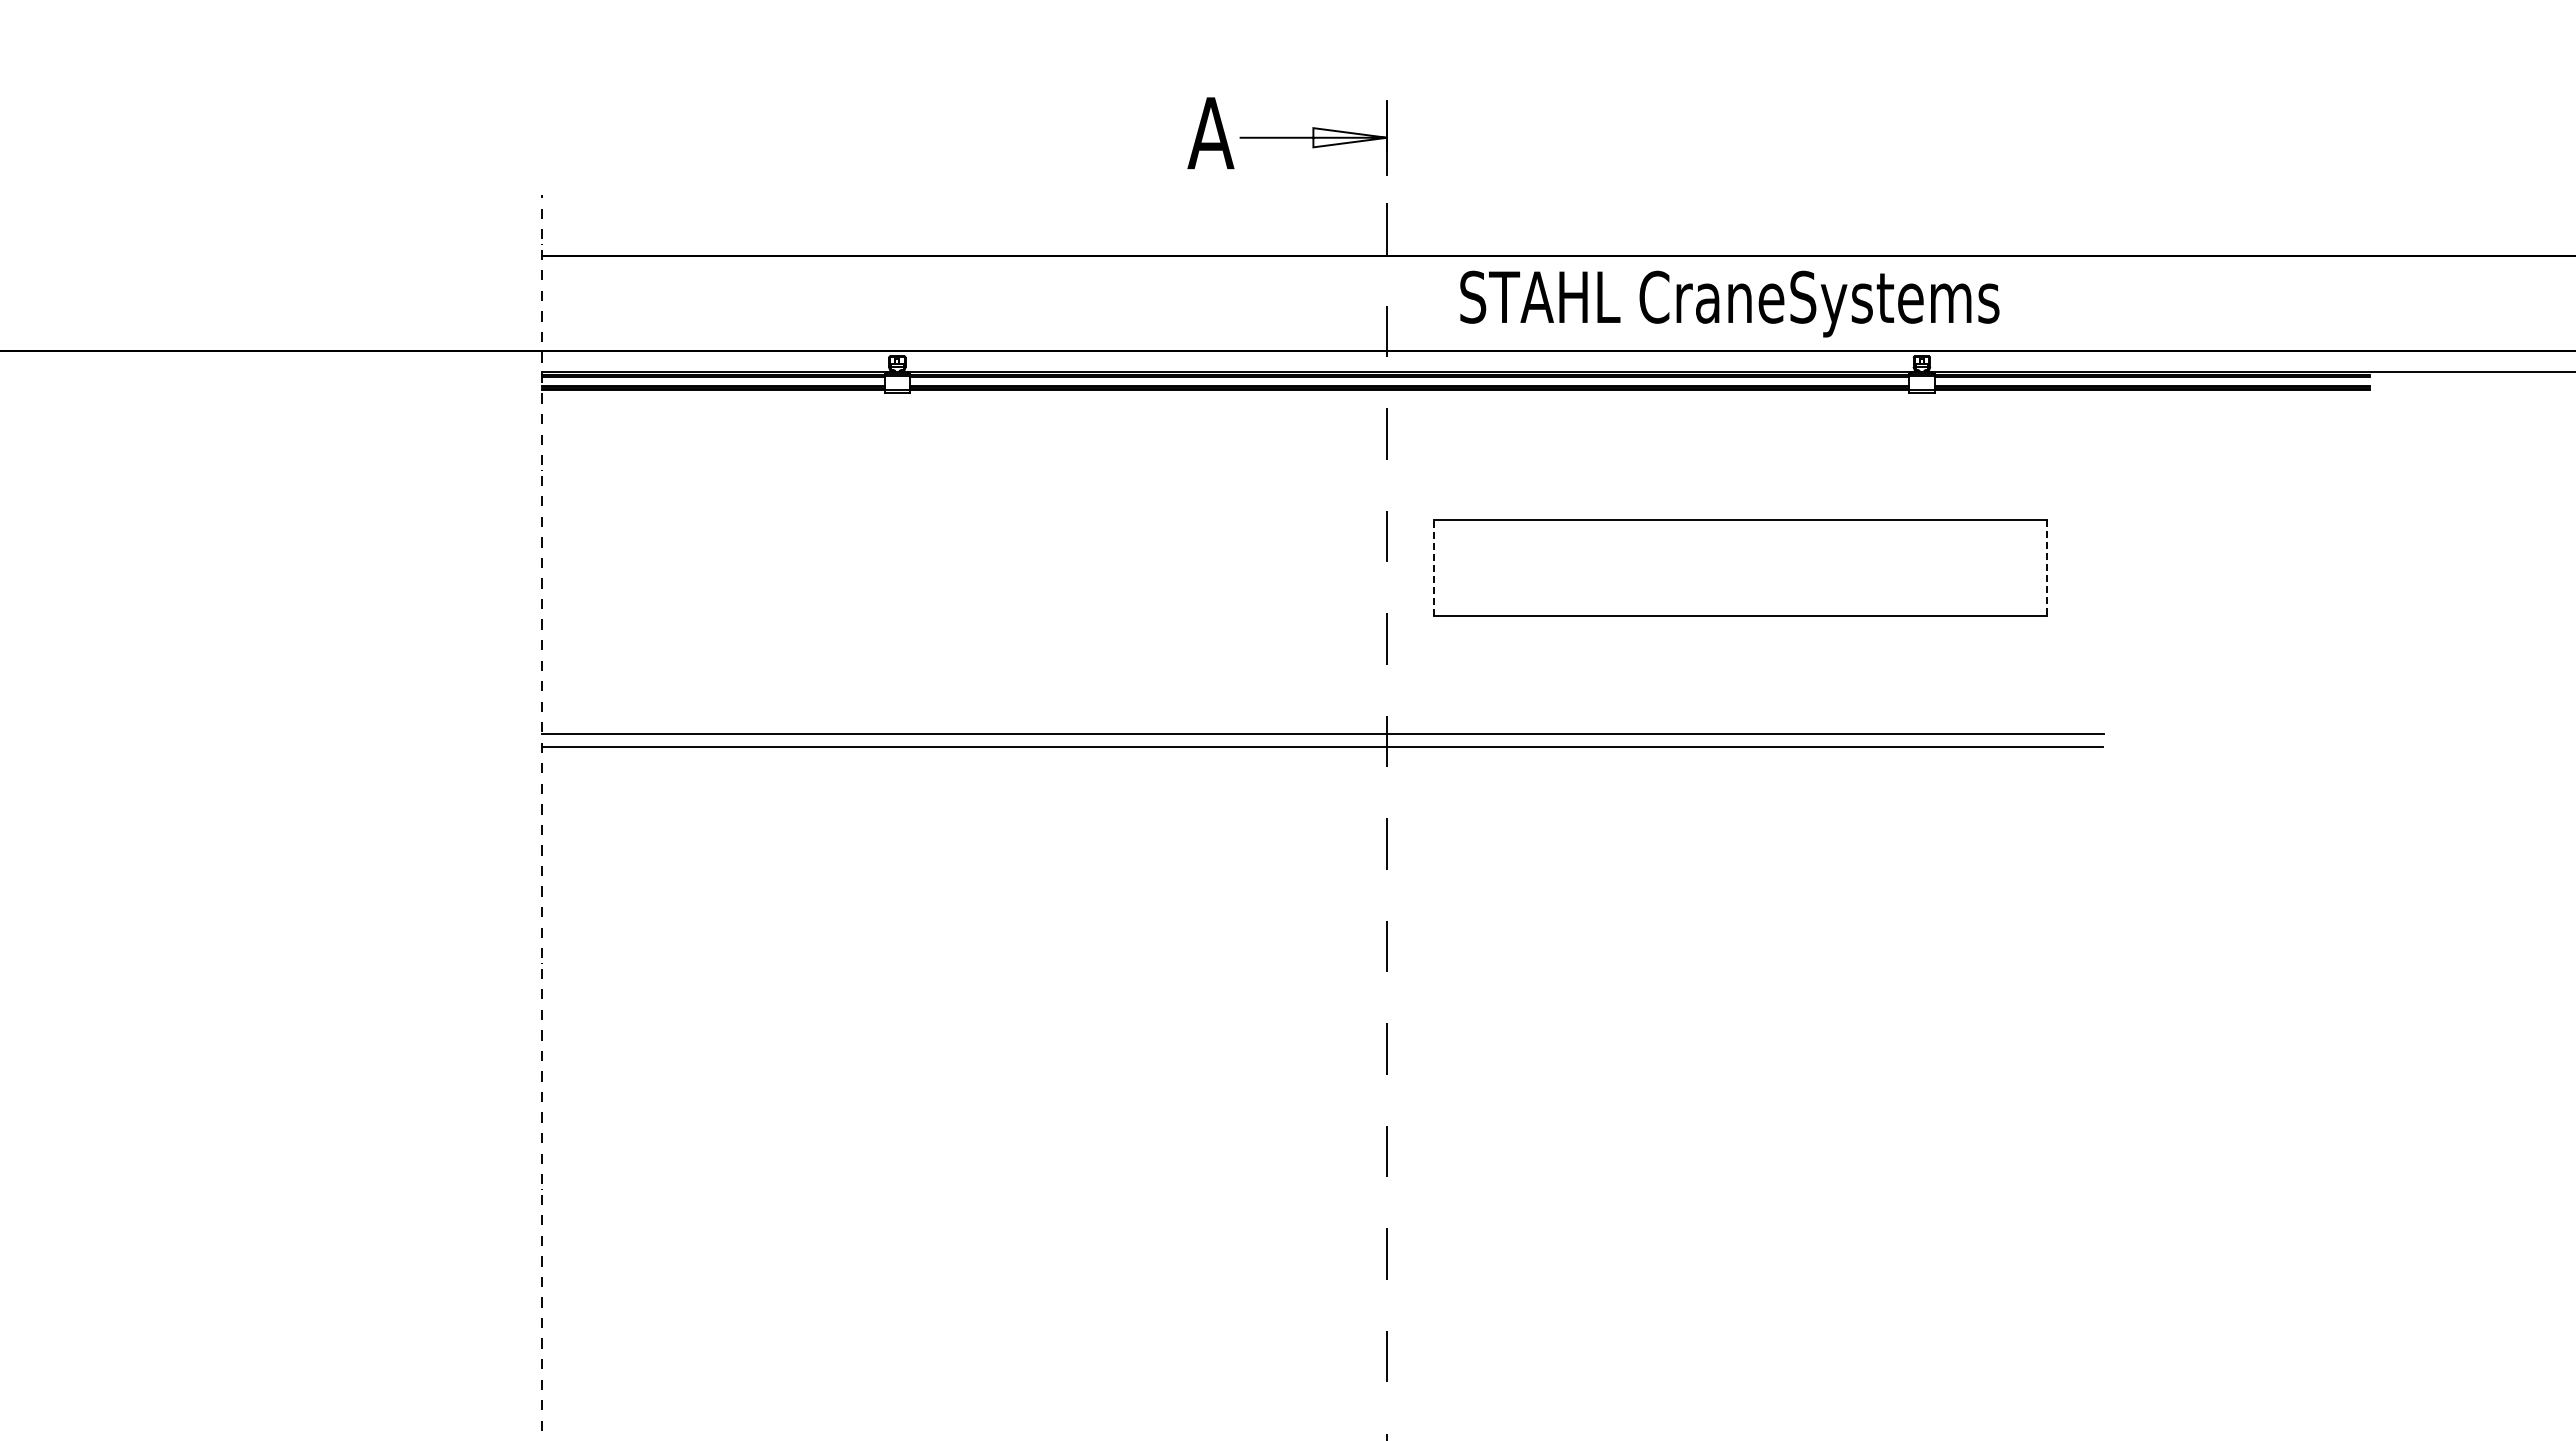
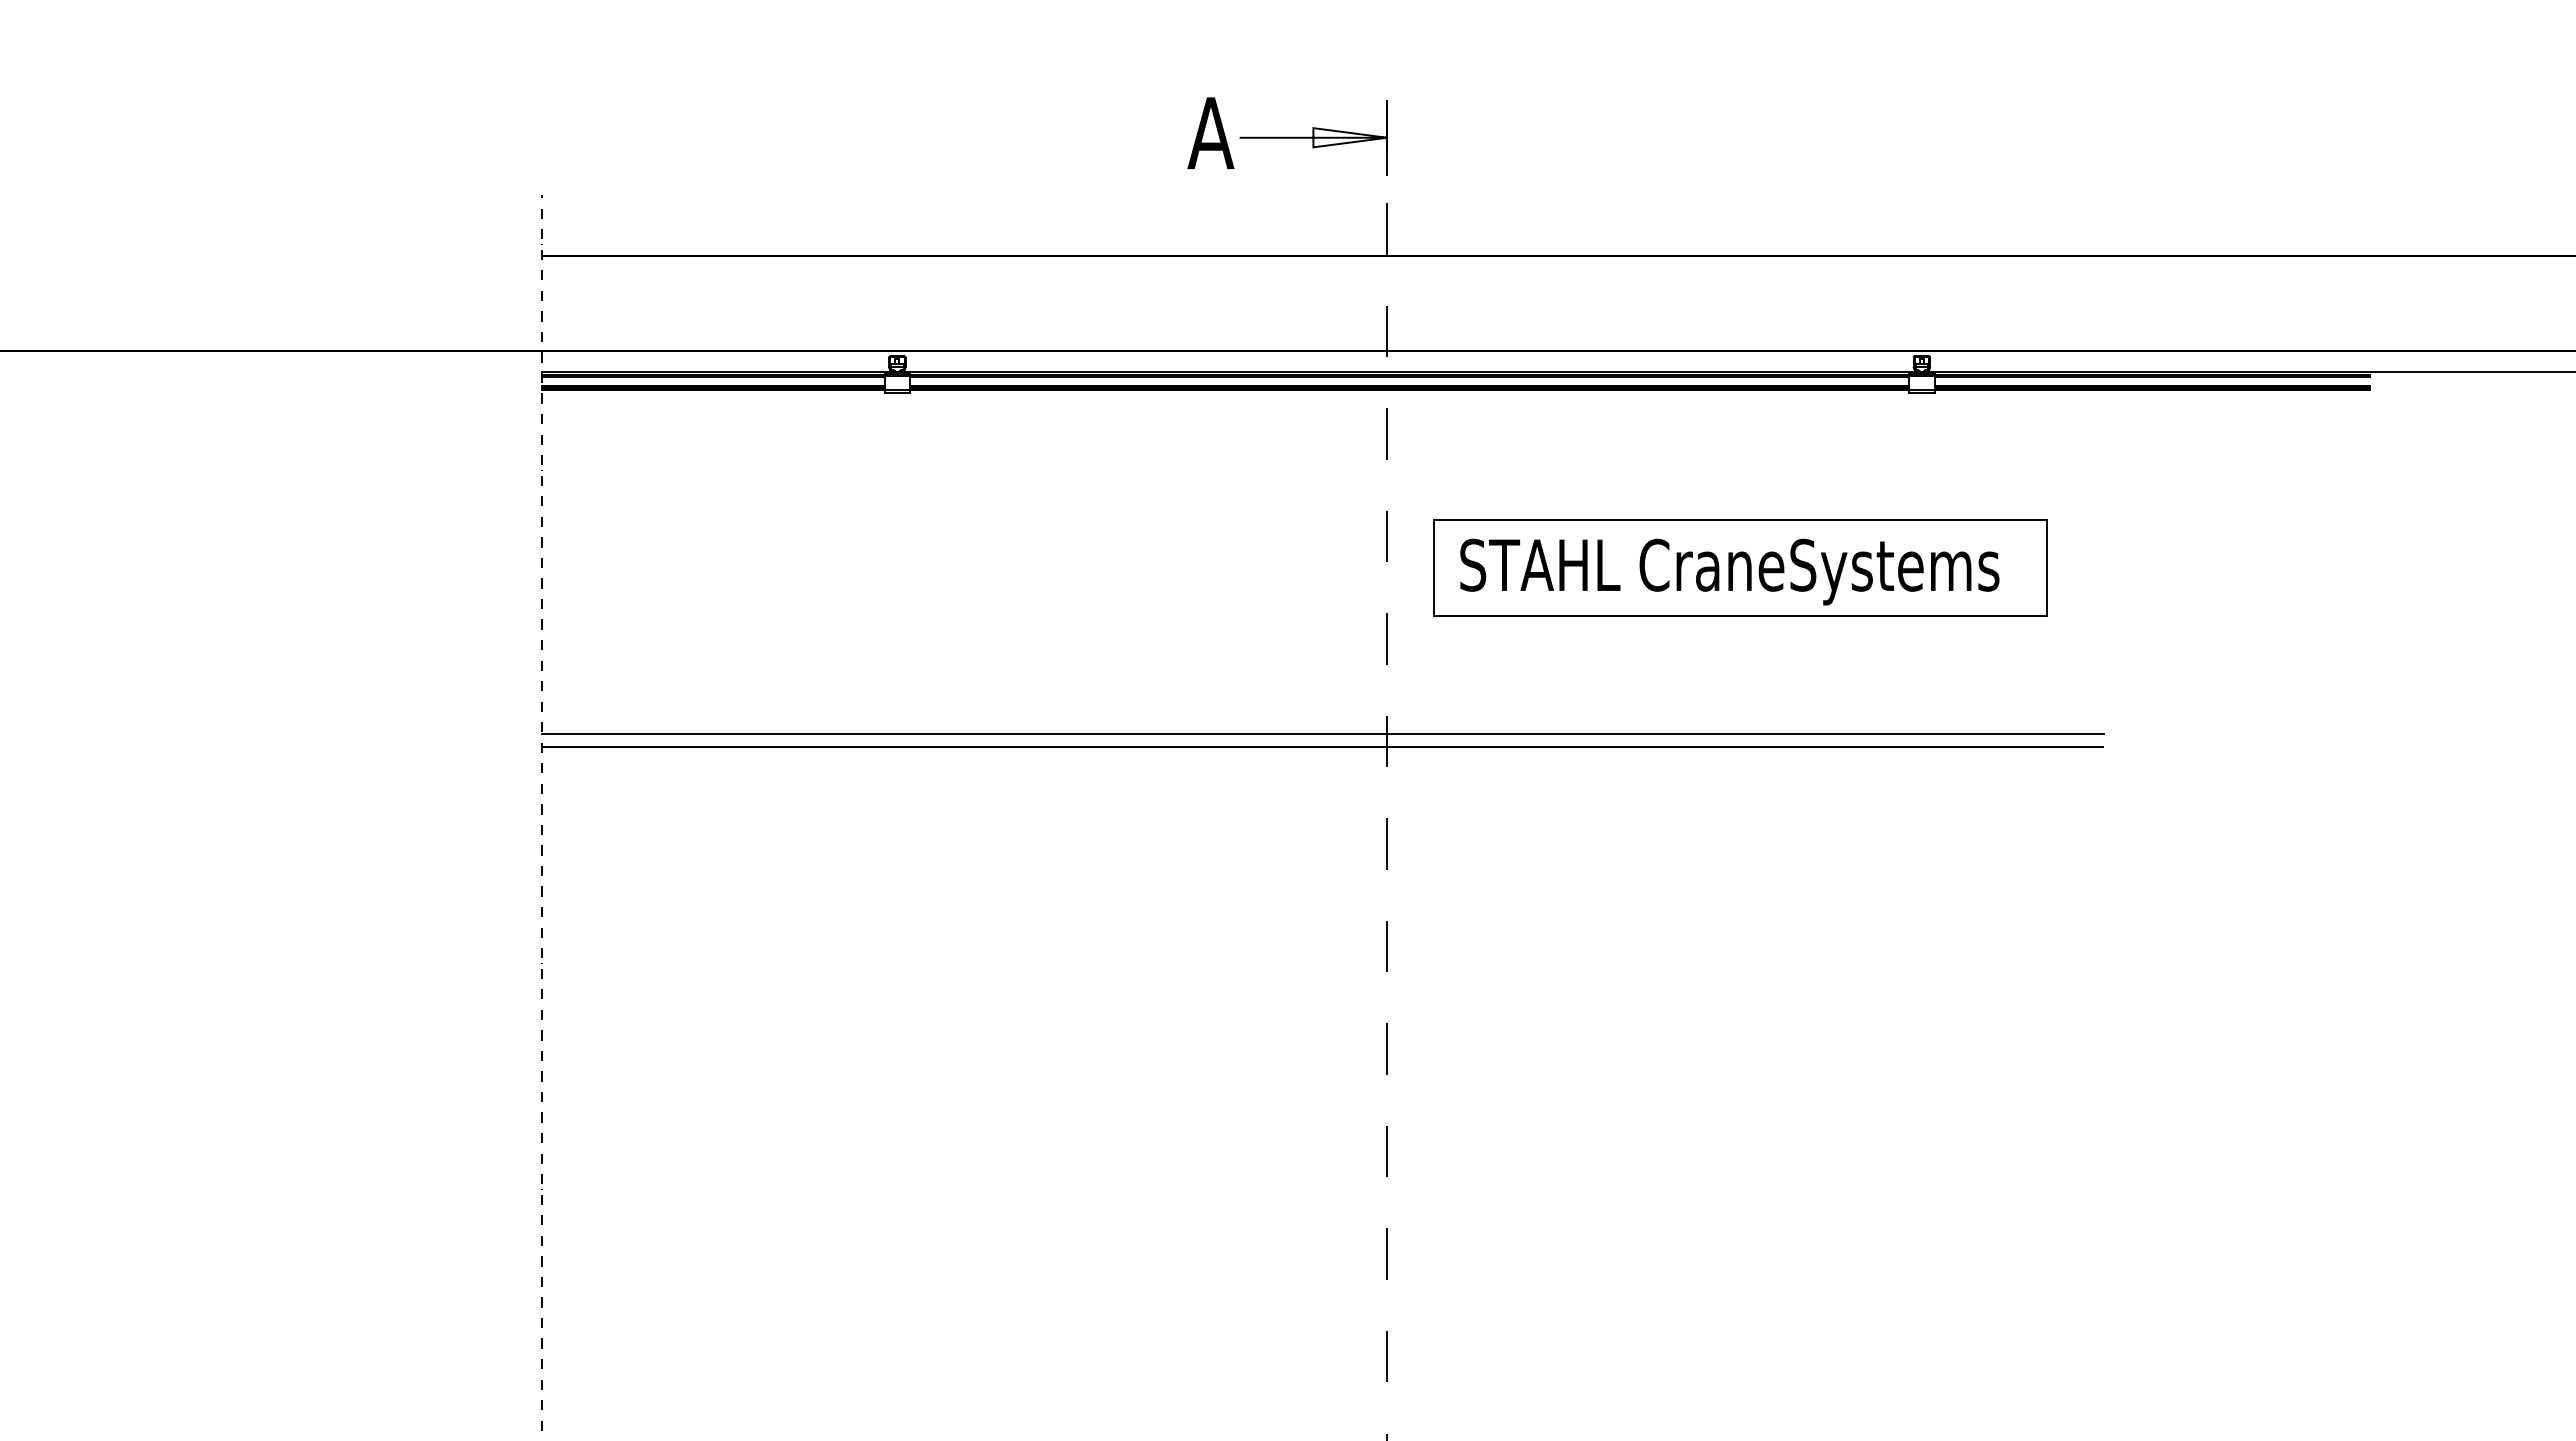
text position: (1729, 303) -> (1729, 571) (1729, 571)
line: dashed -> solid (1433, 567)
line: dashed -> solid (2047, 568)
